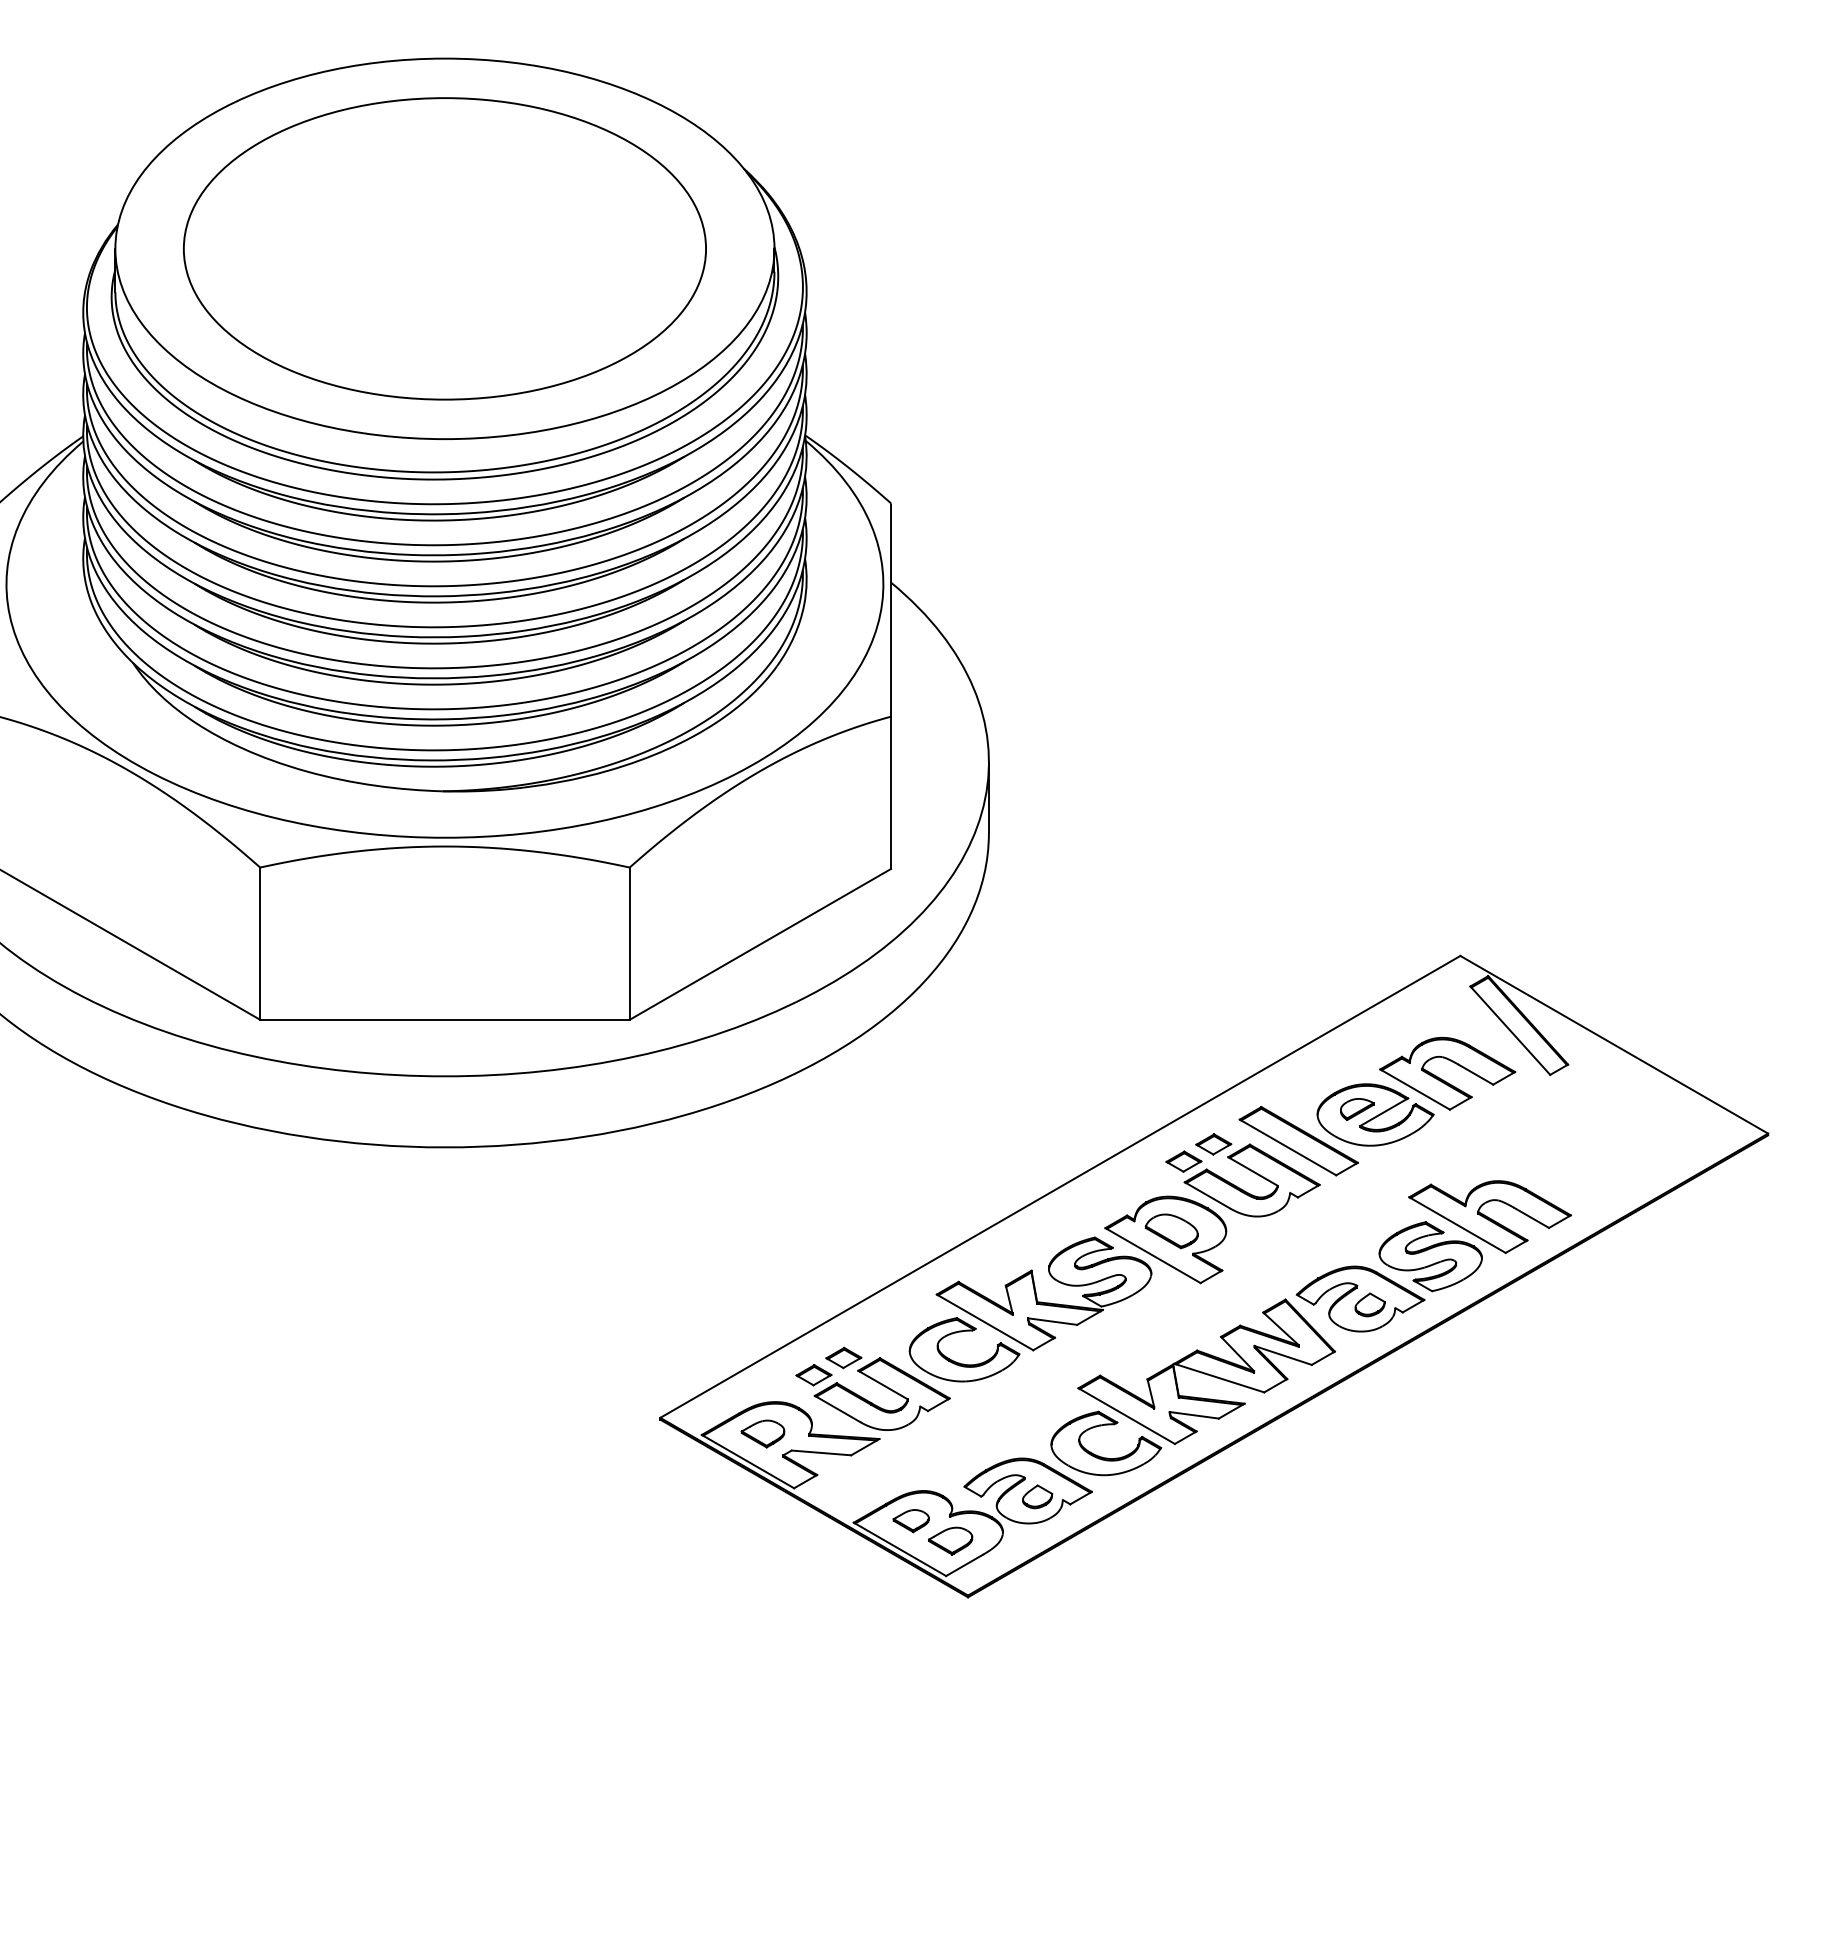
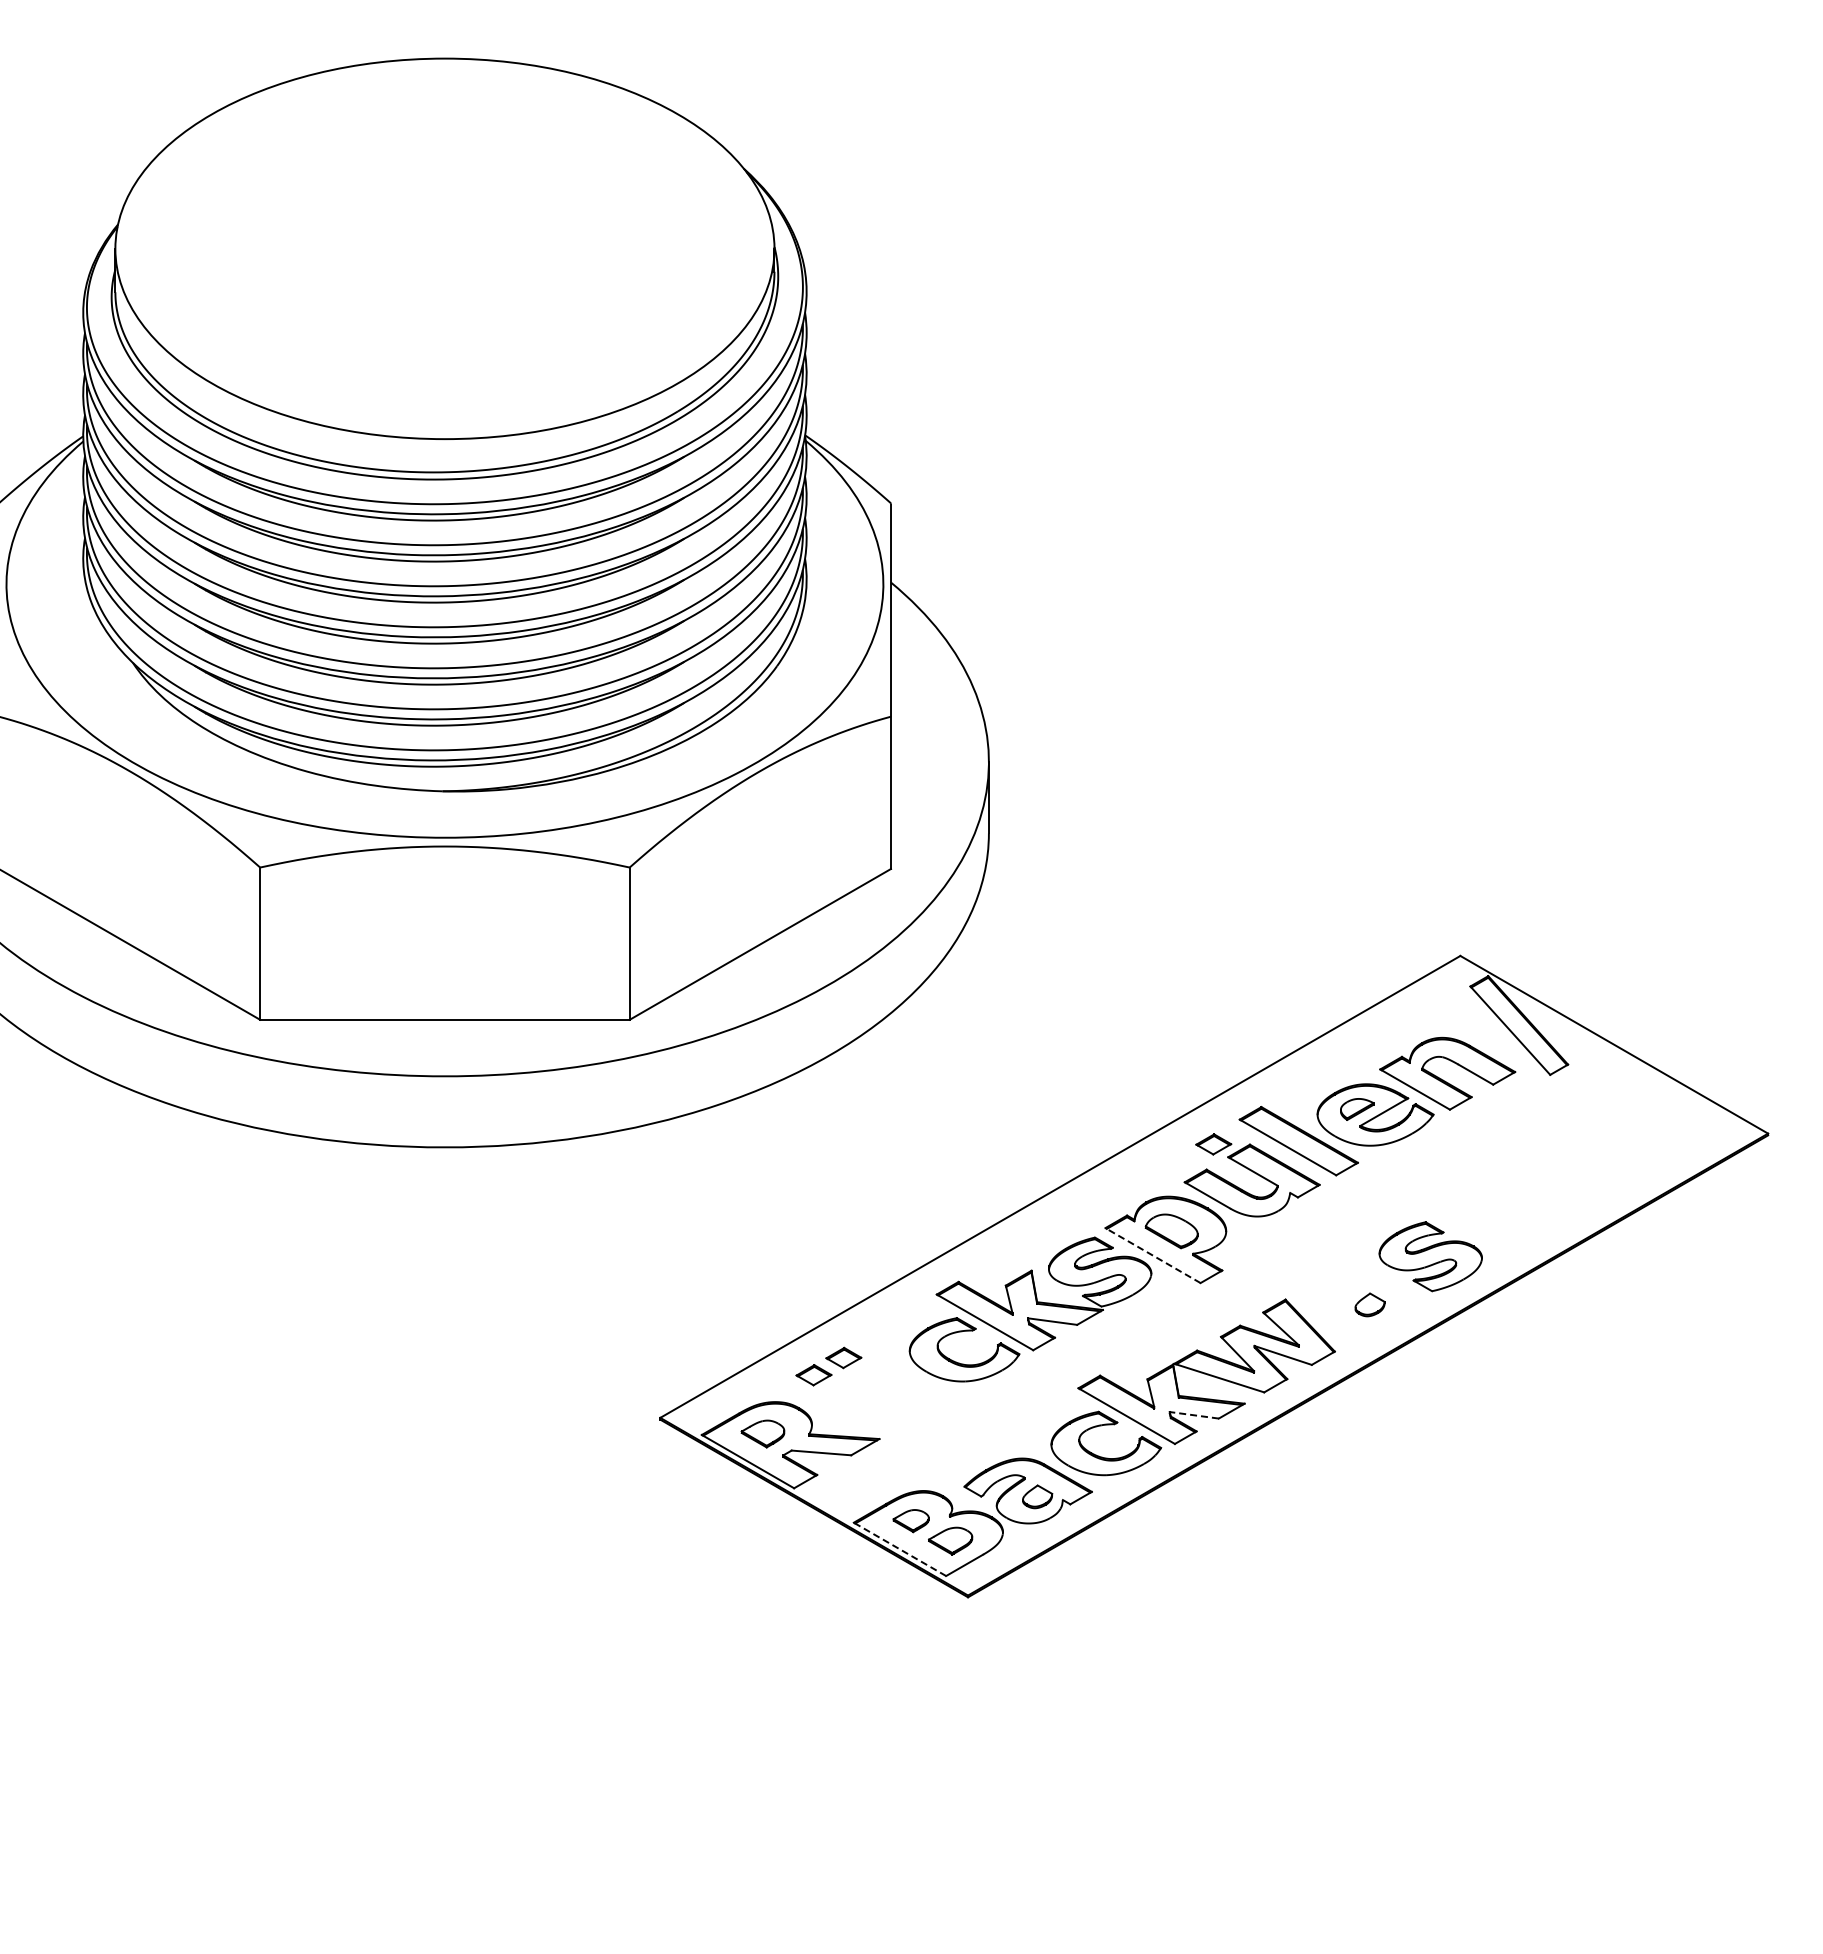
part: present -> none (444, 248)
part: present -> none (1183, 1161)
part: present -> none (1489, 1217)
line: solid -> dashed (1153, 1255)
part: present -> none (1360, 1298)
part: present -> none (886, 1388)
line: solid -> dashed (1194, 1415)
line: solid -> dashed (899, 1549)
